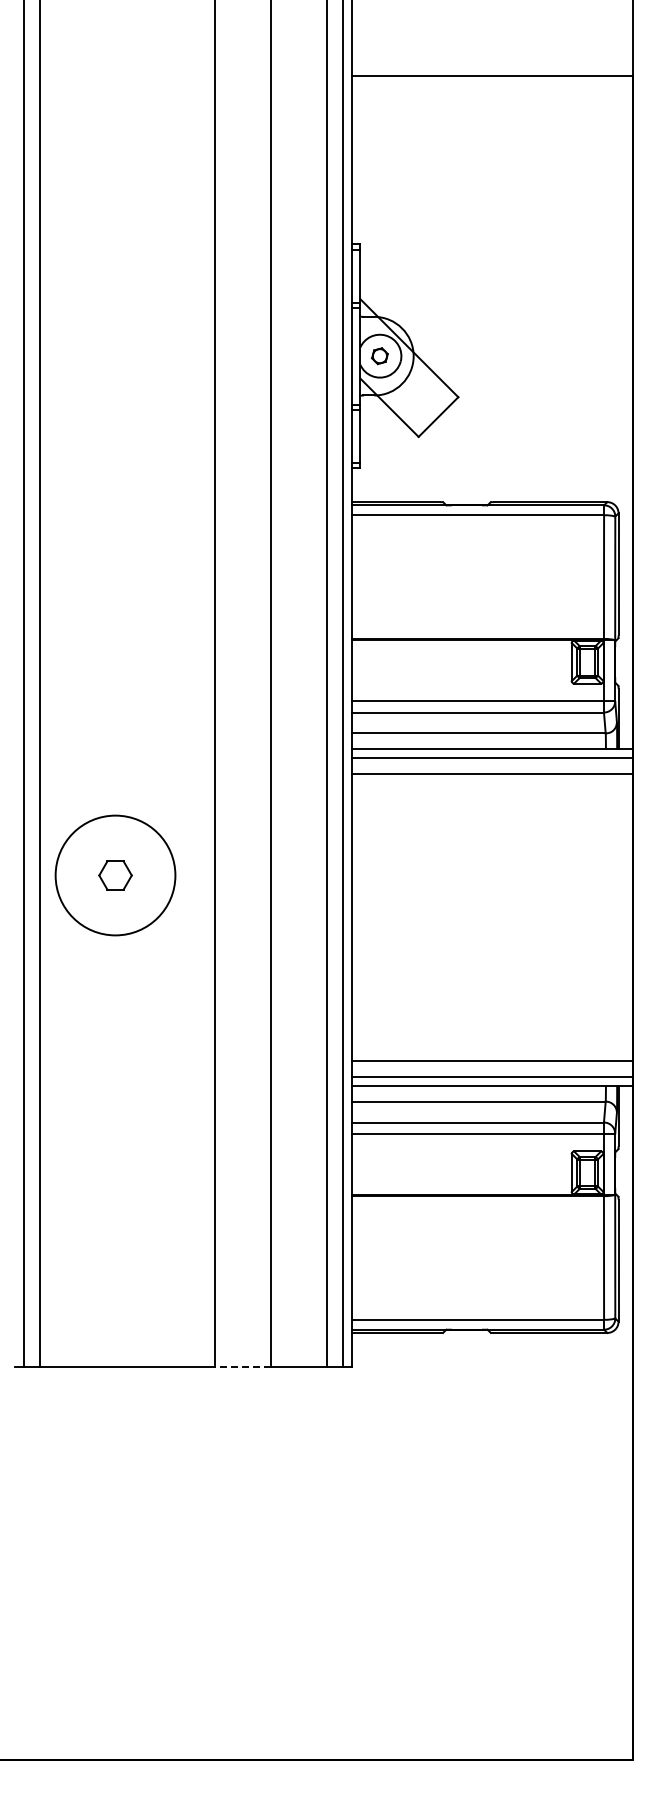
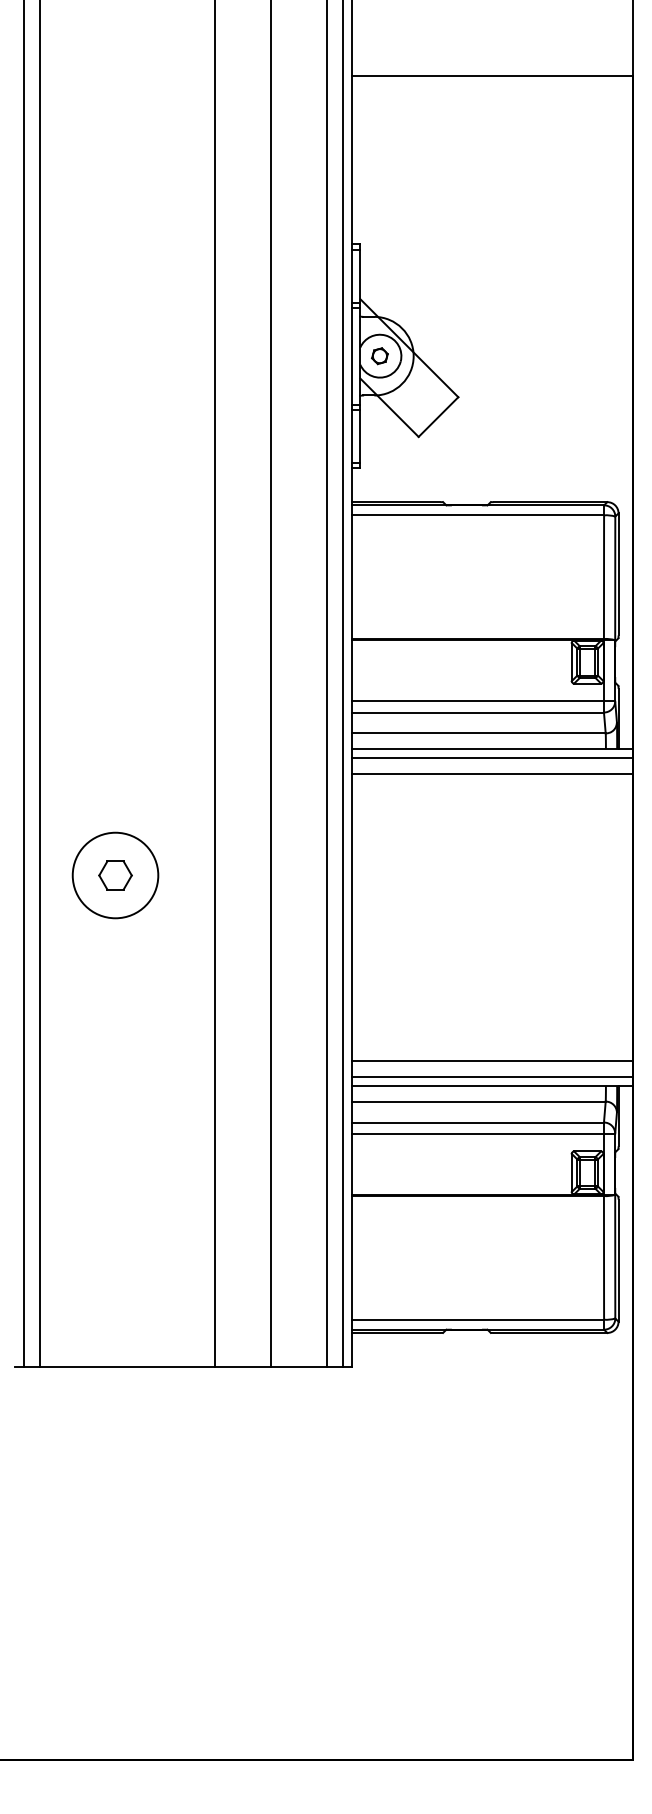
circle diameter: 120 px -> 86 px (115, 875)
line: dashed -> solid (242, 1366)
